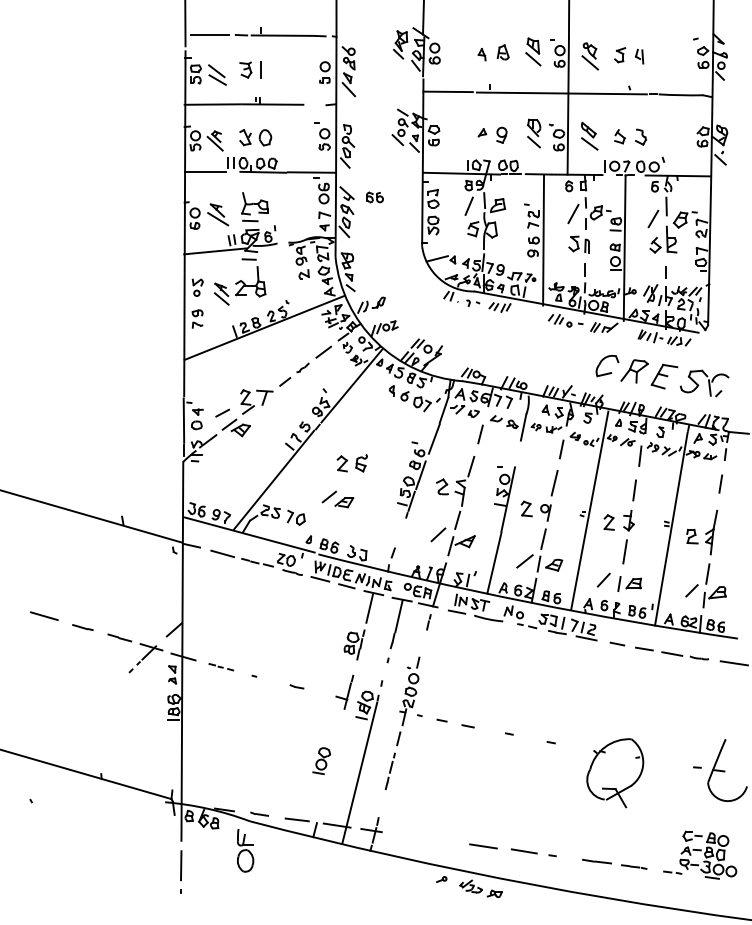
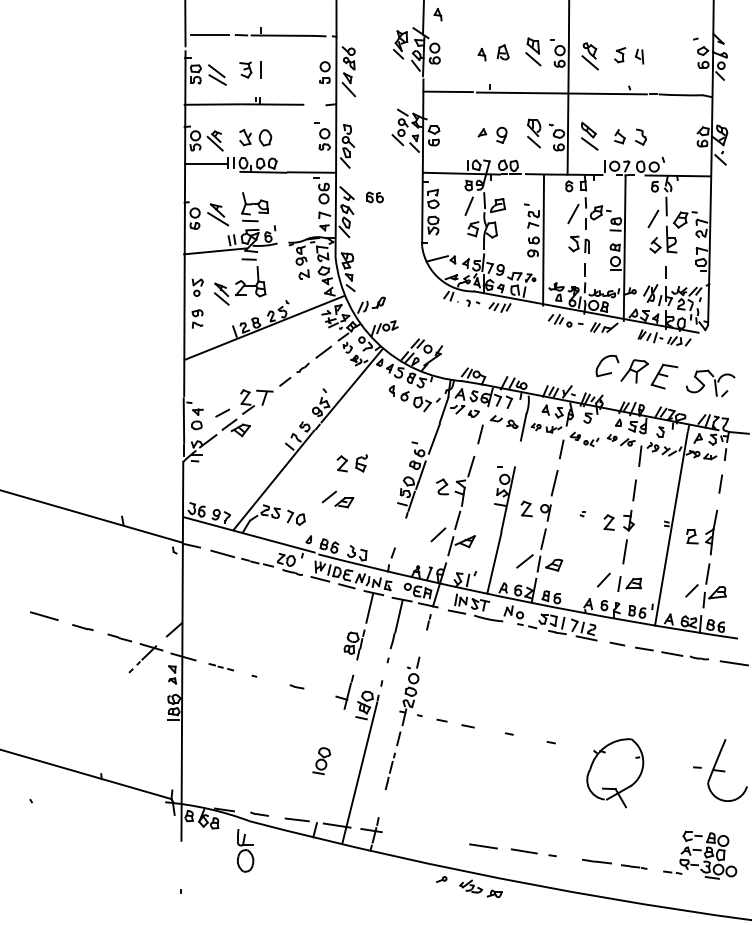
part: none -> present (437, 14)
line position: (204, 171) -> (204, 163) (204, 163)
part position: (704, 383) -> (710, 383) (710, 383)
line: present -> none (589, 510)
line: present -> none (181, 865)
